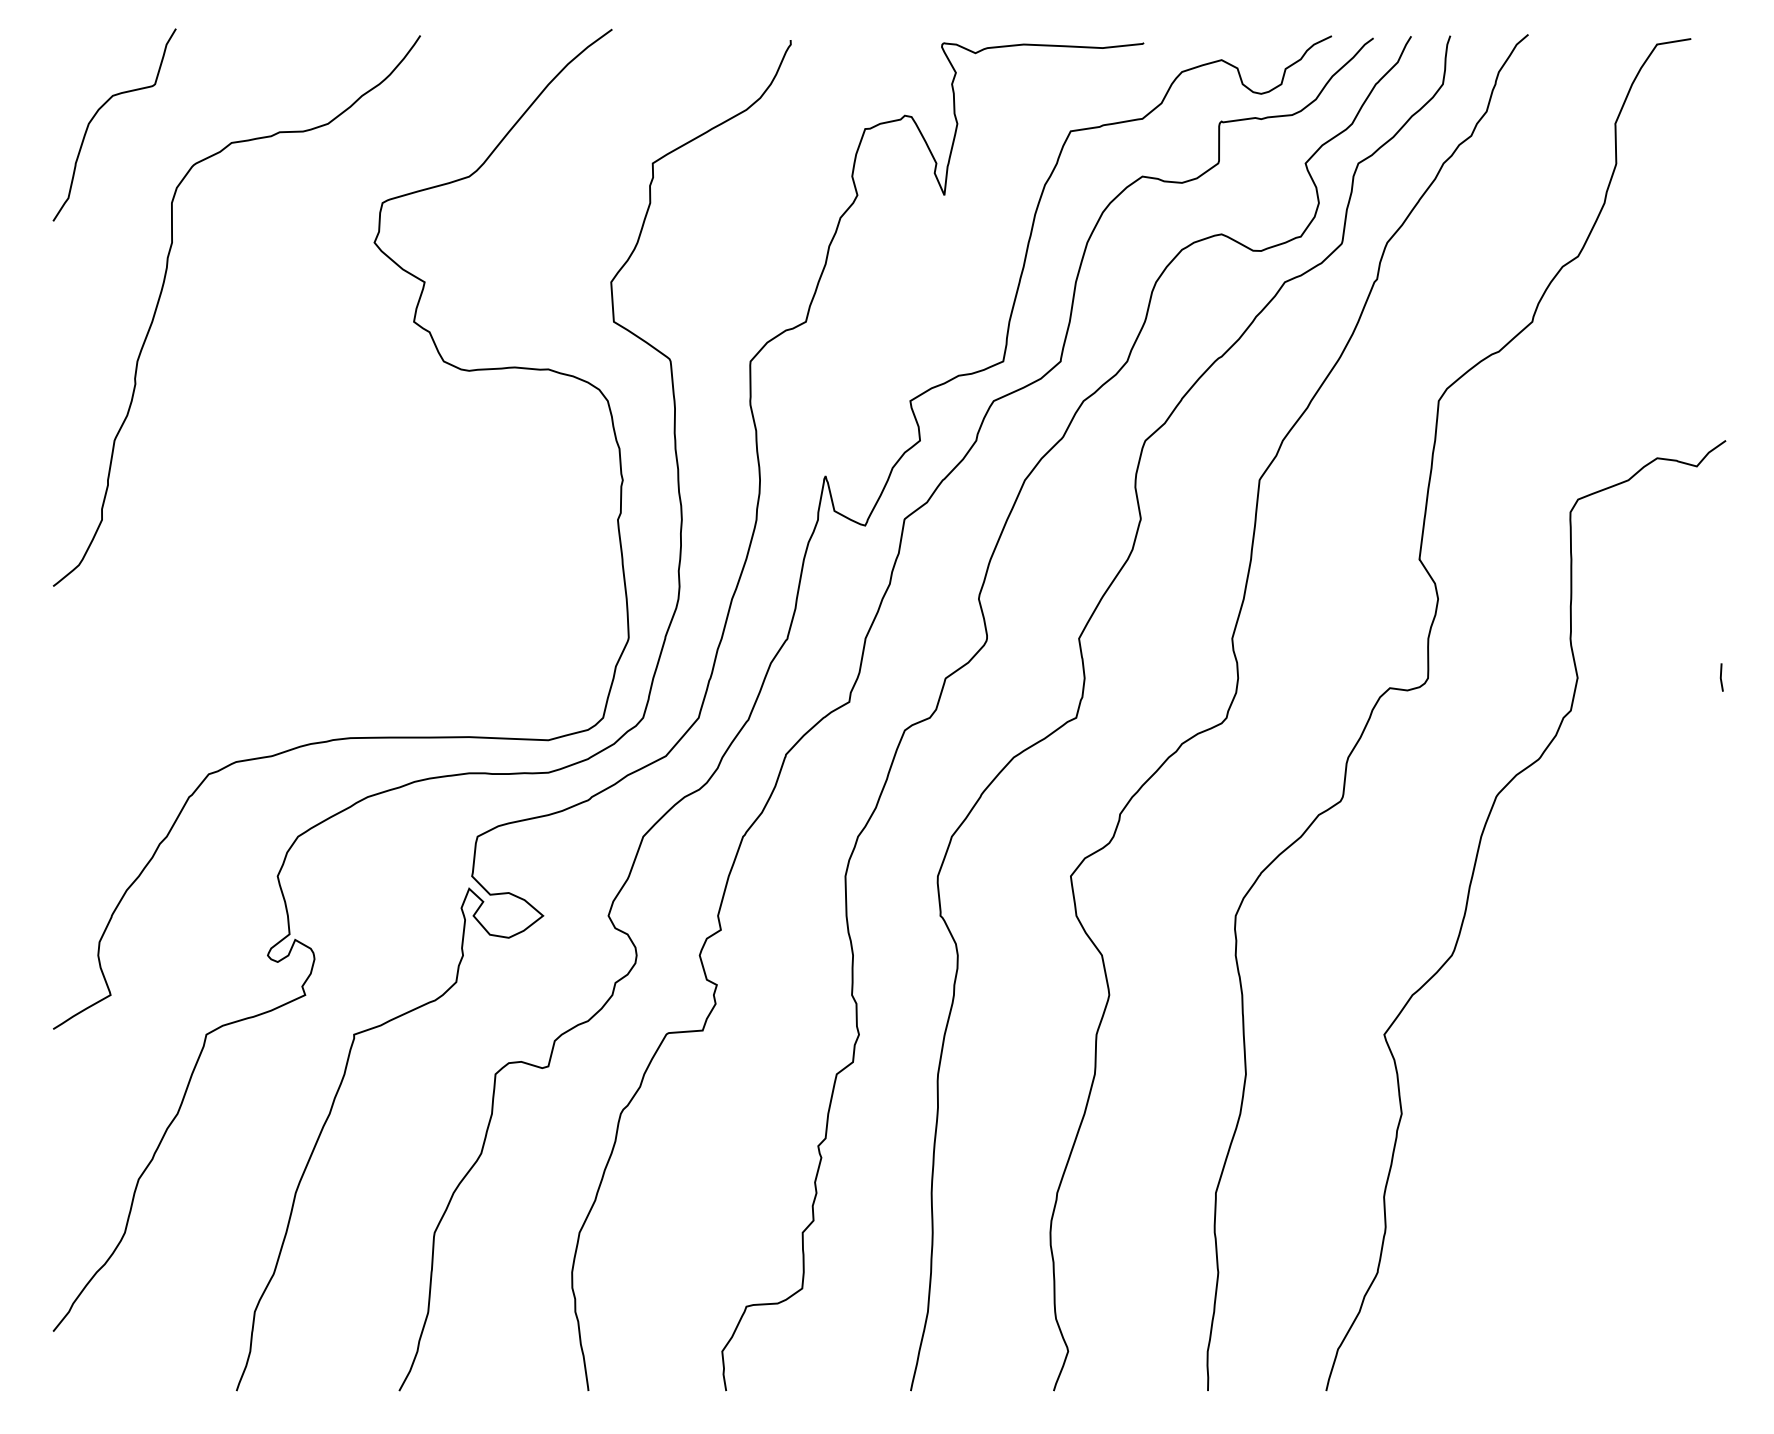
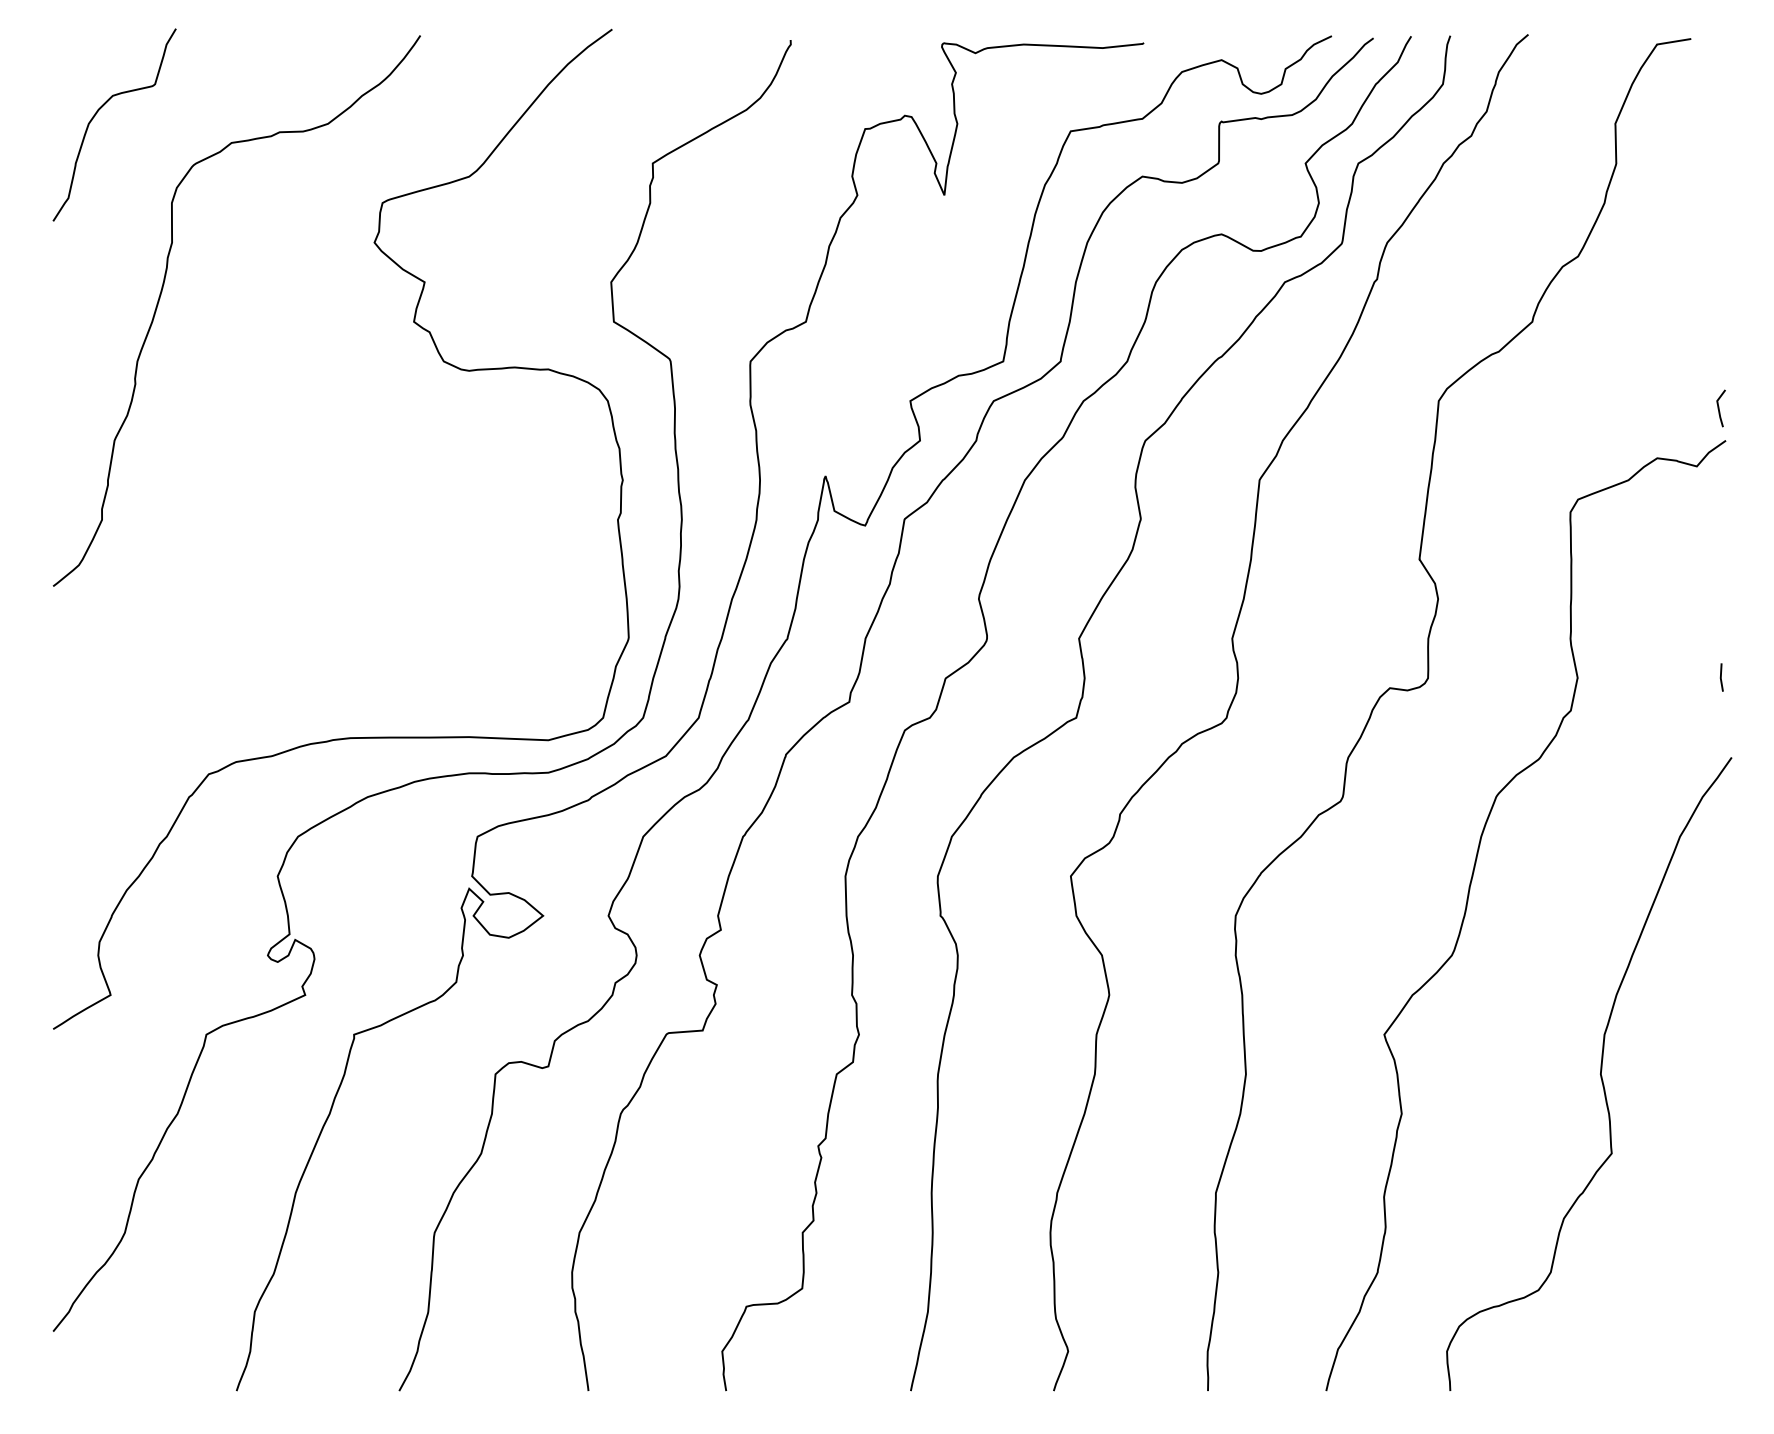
line: none -> present (1719, 408)
curve: none -> present (1600, 1073)
